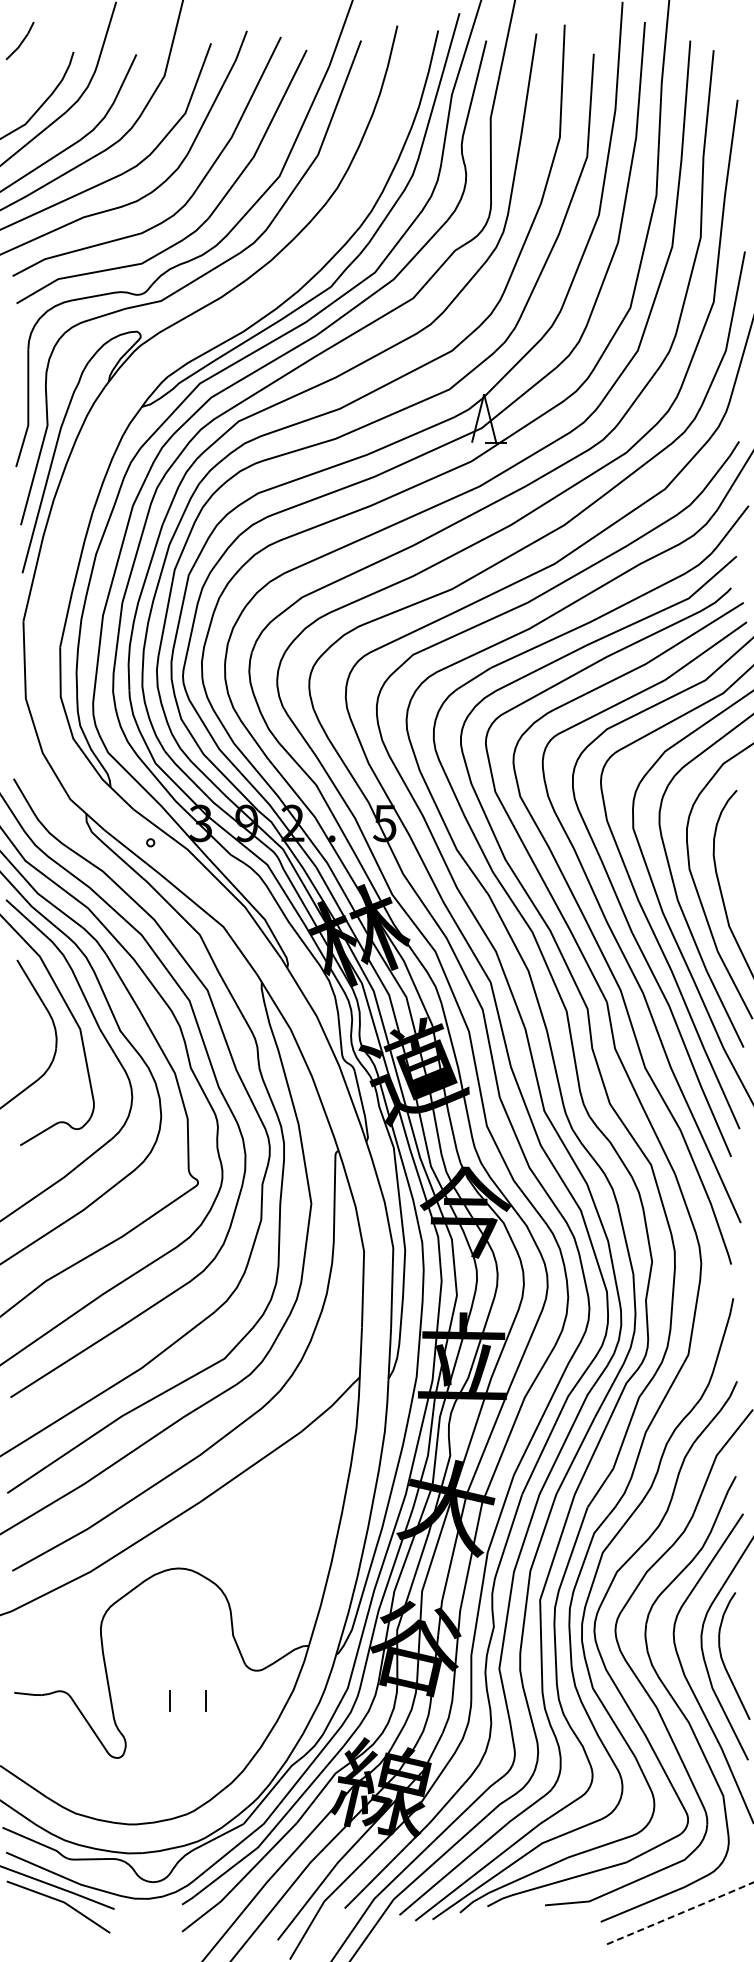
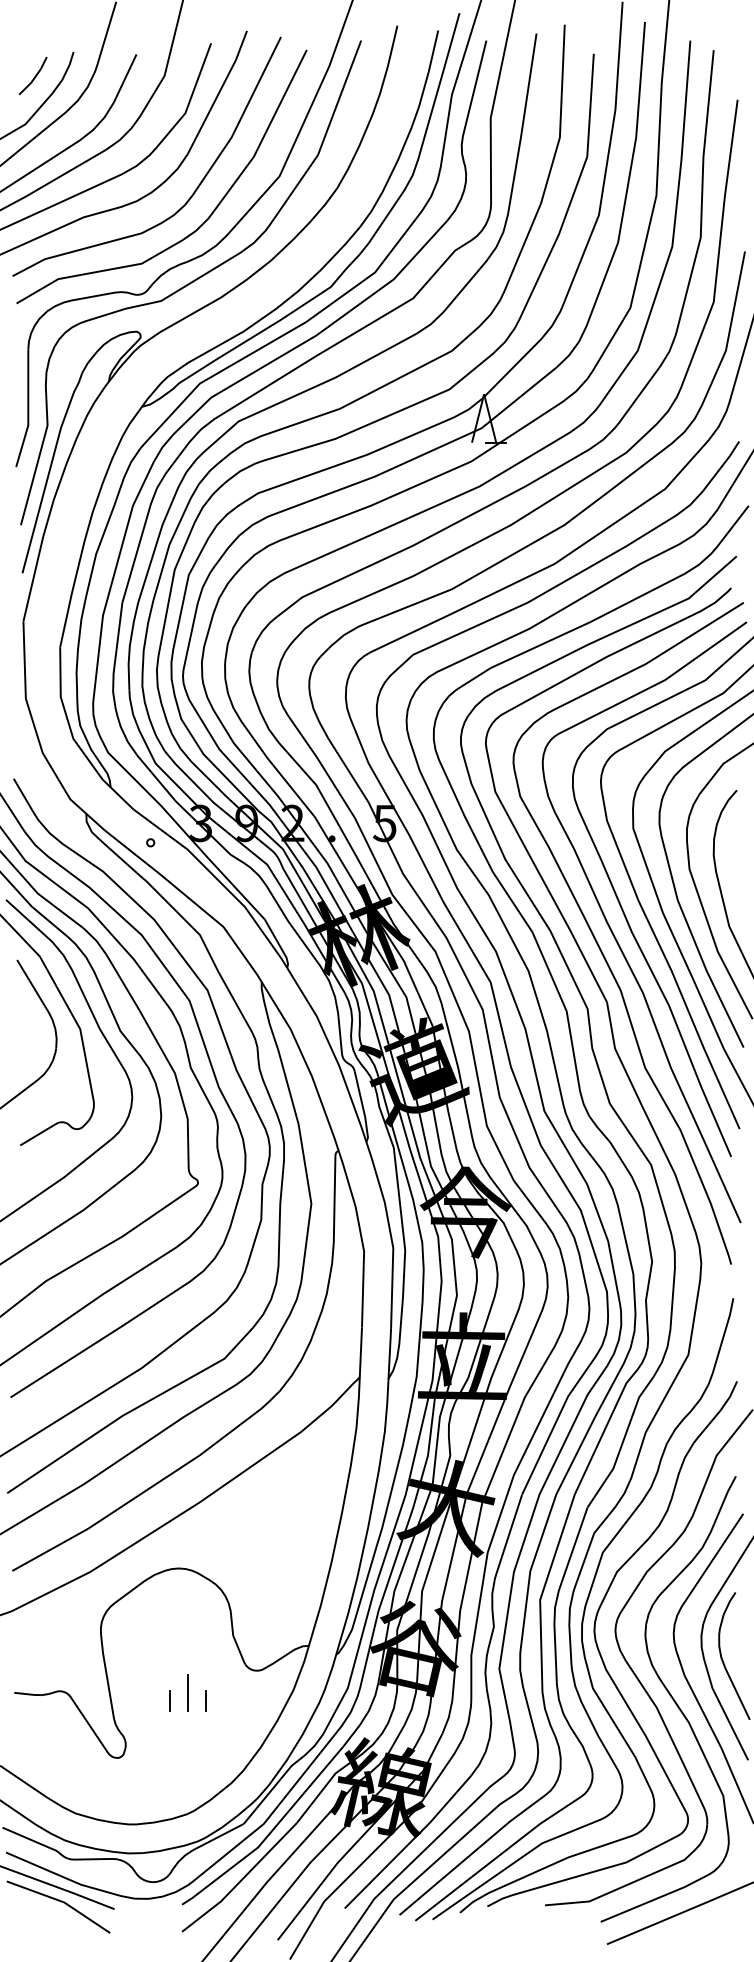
part position: (19, 40) -> (32, 75) (32, 75)
line: none -> present (188, 1692)
line: dashed -> solid (681, 1913)
